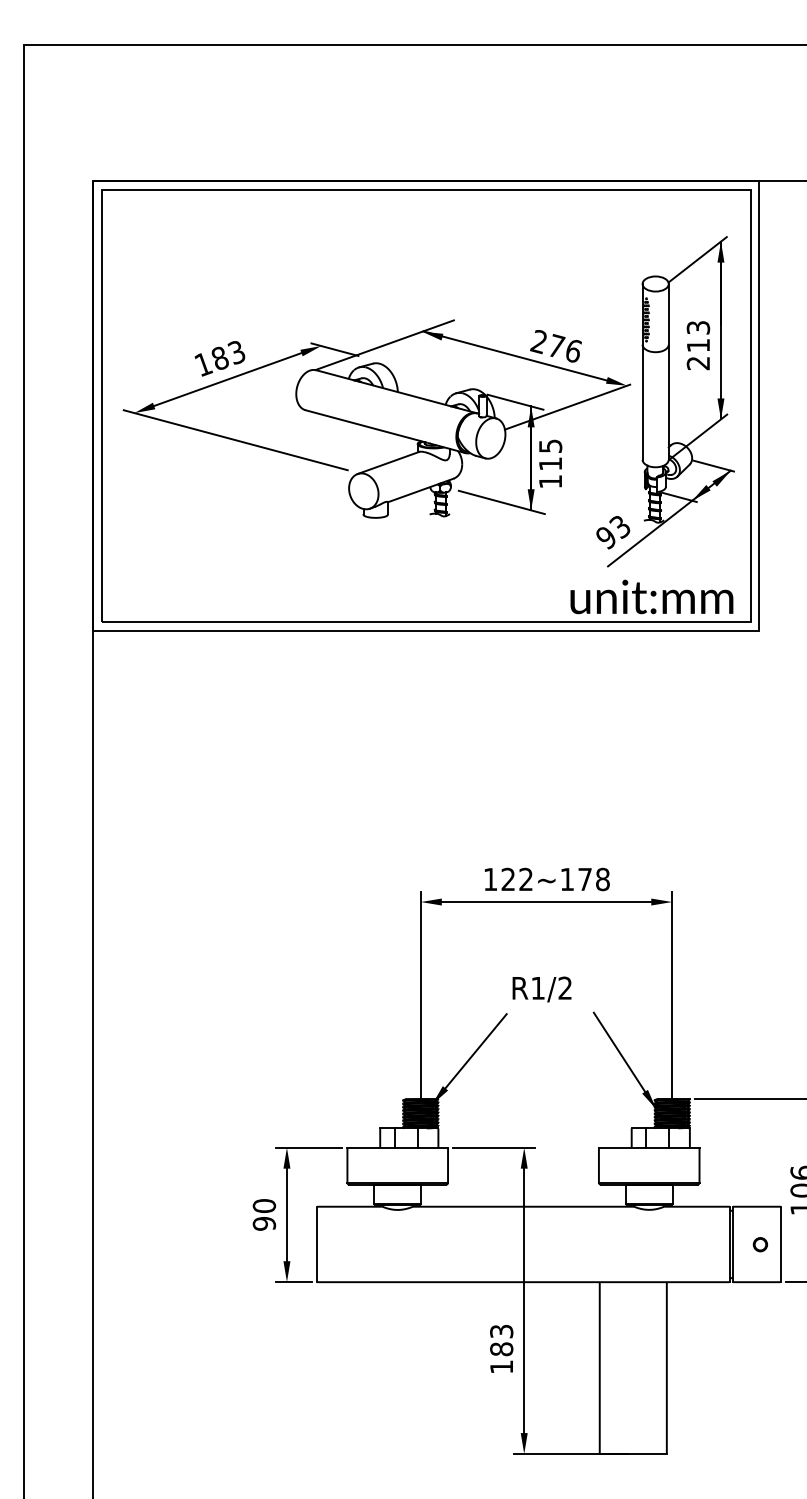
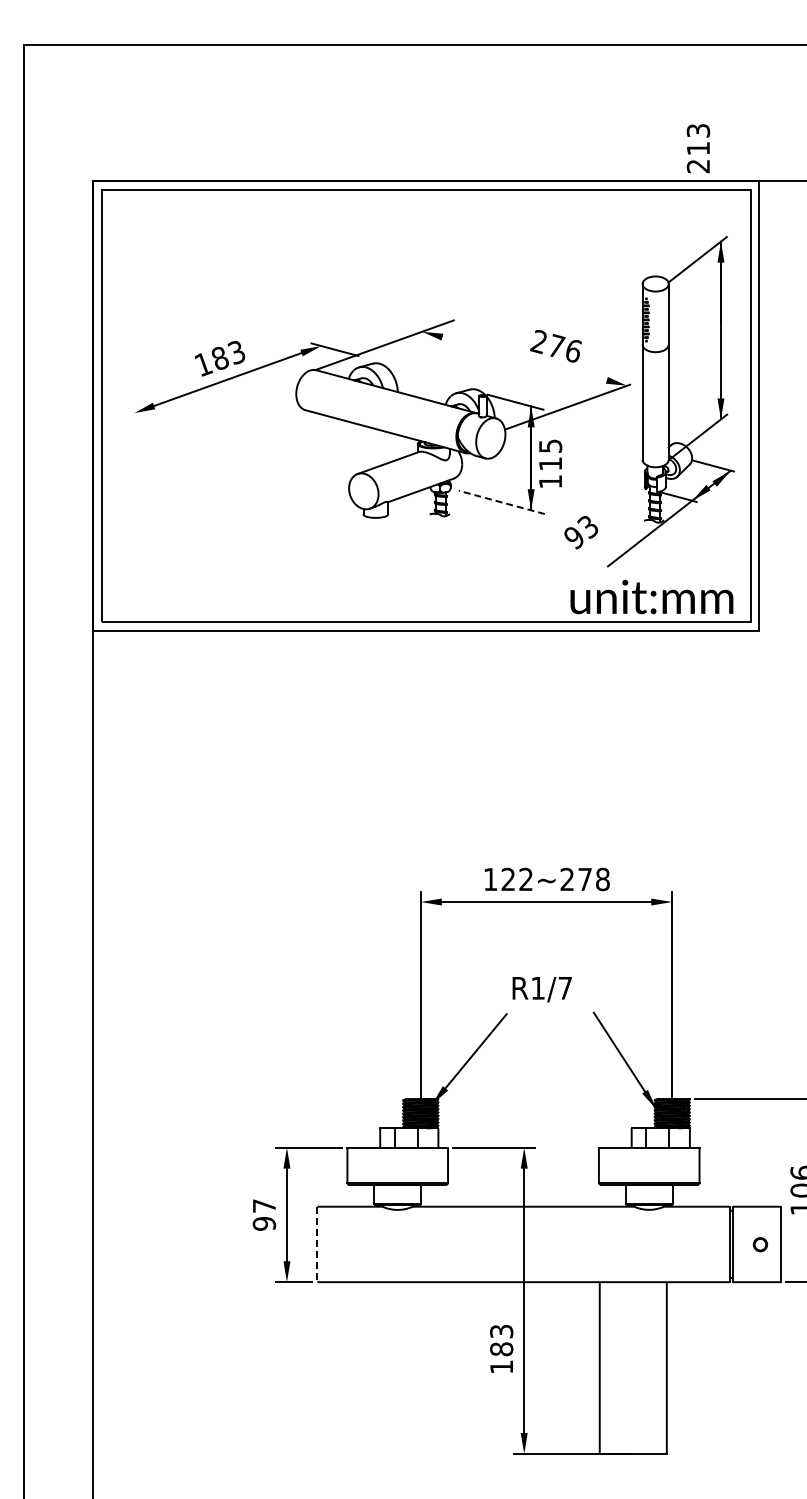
text position: (698, 345) -> (698, 148) (698, 148)
line: present -> none (514, 355)
line: present -> none (235, 440)
line: solid -> dashed (501, 502)
text position: (613, 532) -> (581, 532) (581, 532)
text: 122~178 -> 122~278 (566, 878)
text: R1/2 -> R1/7 (564, 987)
text: 90 -> 97 (264, 1205)
line: solid -> dashed (317, 1244)
